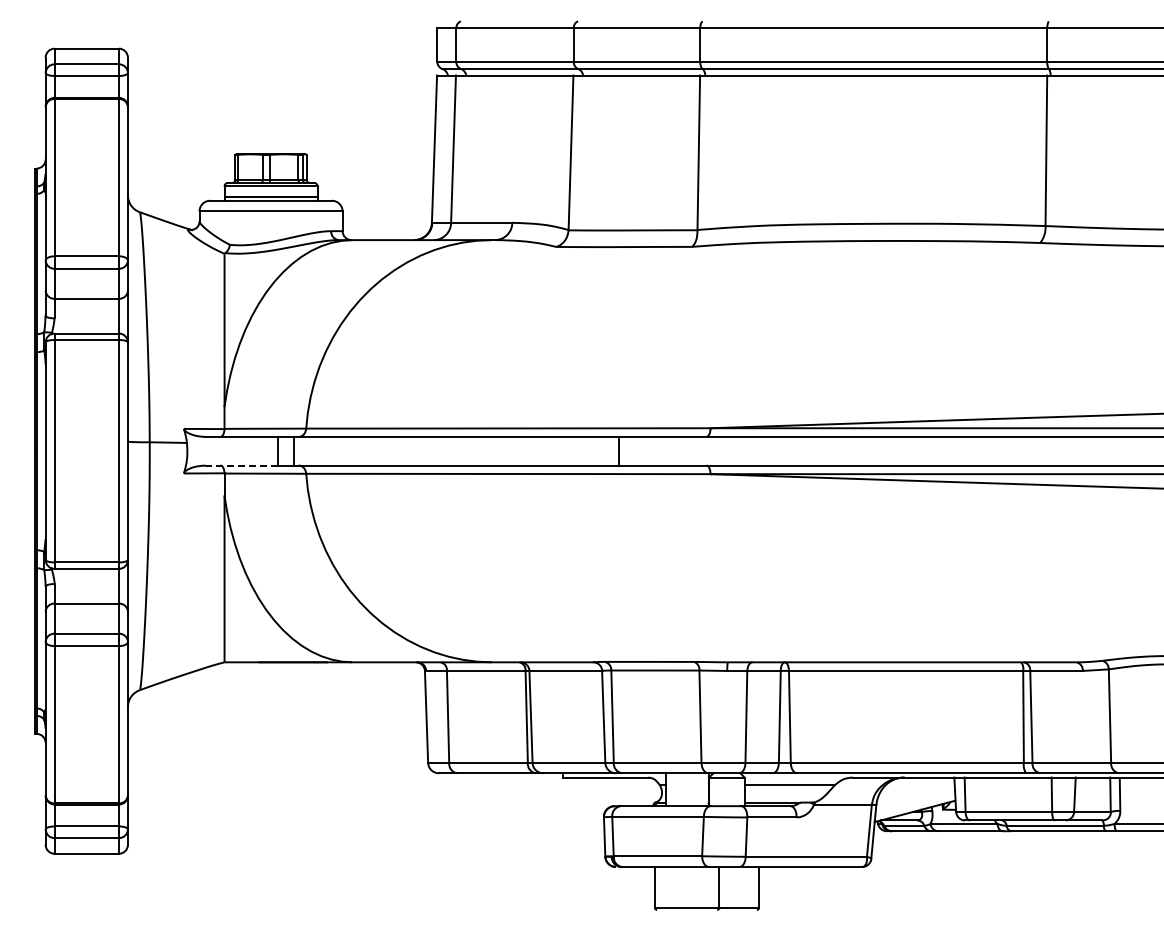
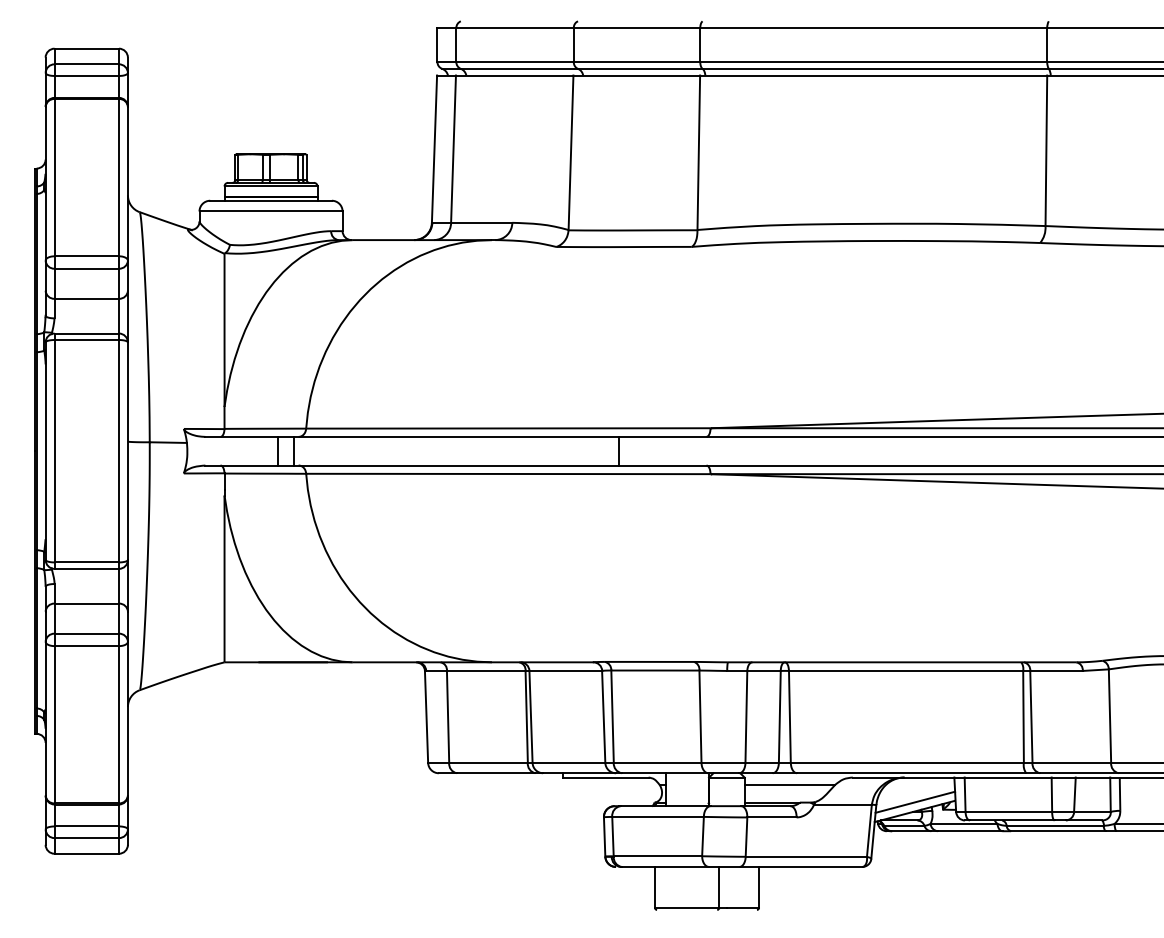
line: dashed -> solid (241, 465)
line: none -> present (915, 801)
